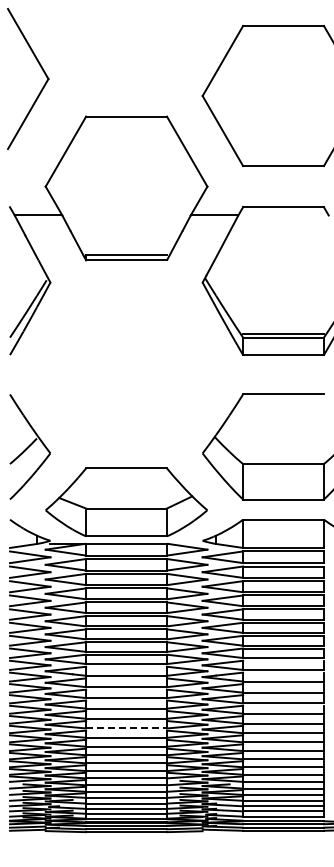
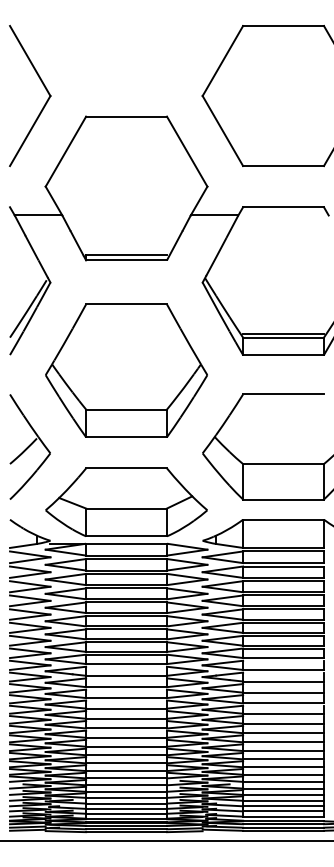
part position: (41, 88) -> (43, 105) (43, 105)
part: none -> present (126, 370)
line: dashed -> solid (127, 728)
line: none -> present (166, 840)
